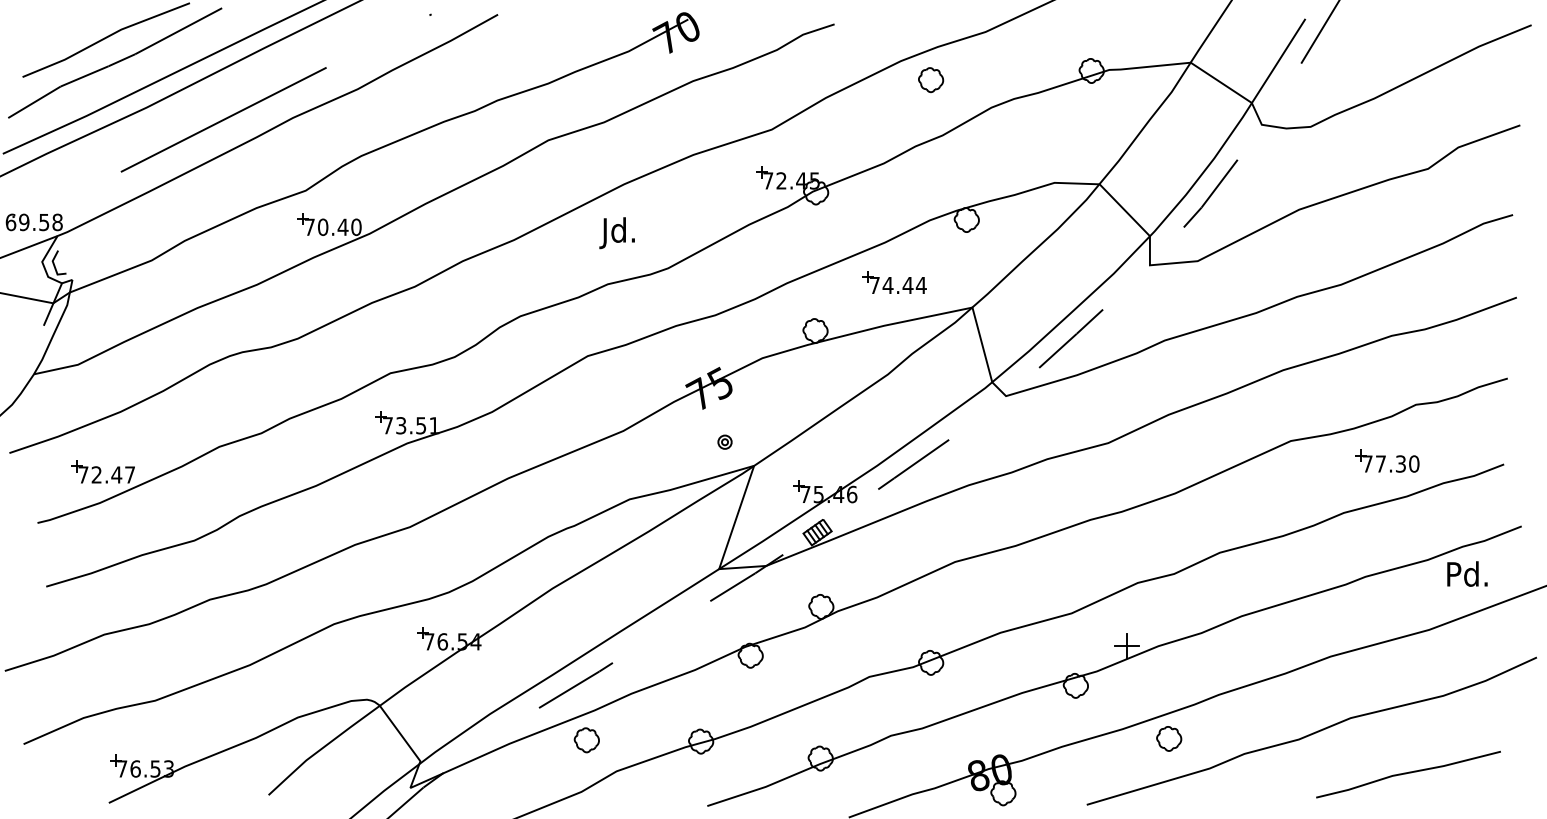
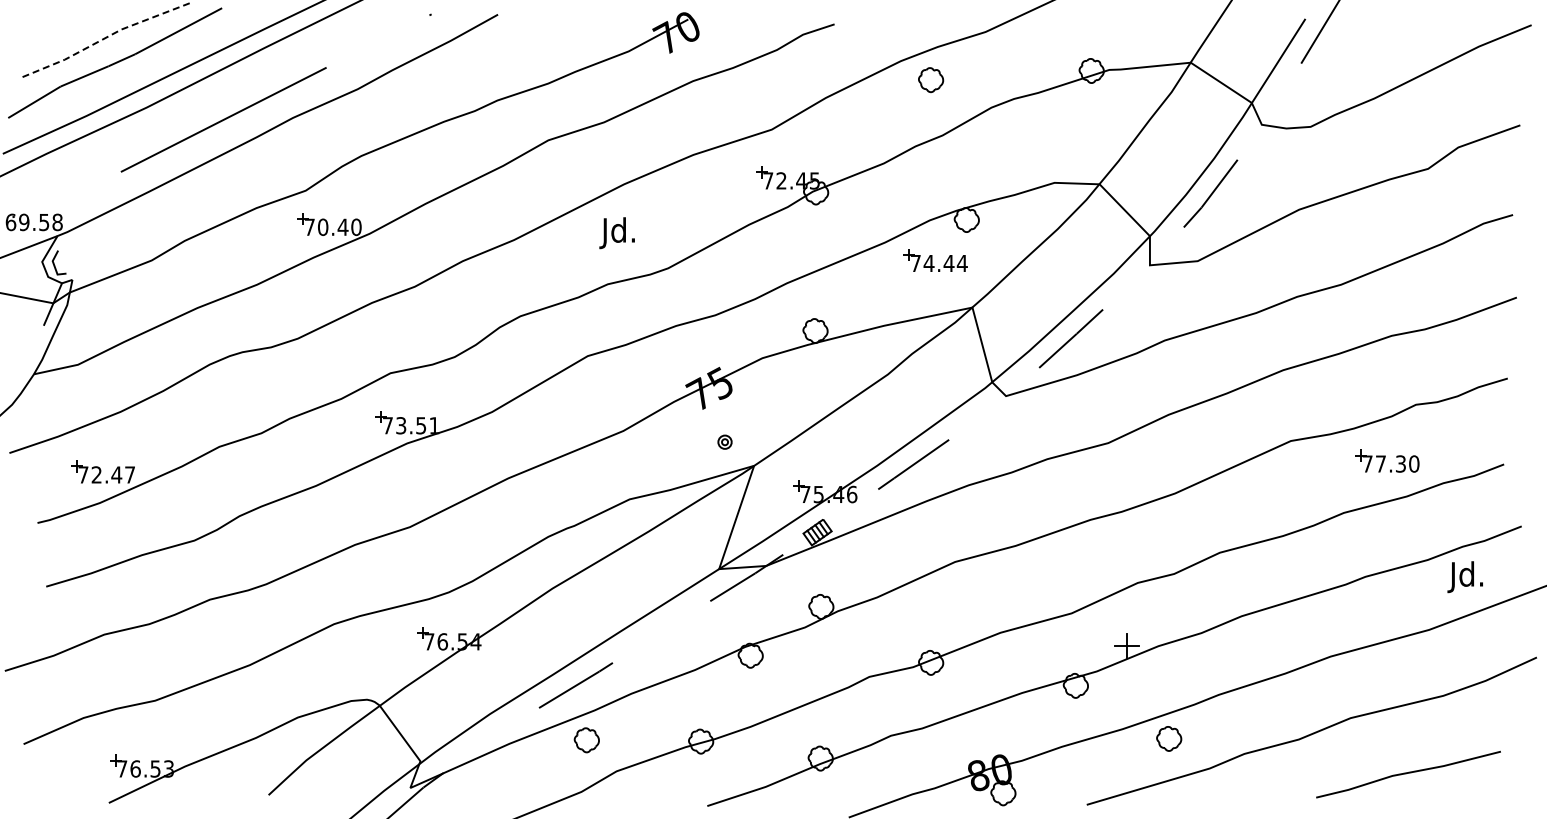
line: solid -> dashed (105, 37)
part position: (894, 282) -> (935, 260) (935, 260)
text: Pd. -> Jd. (1467, 577)
